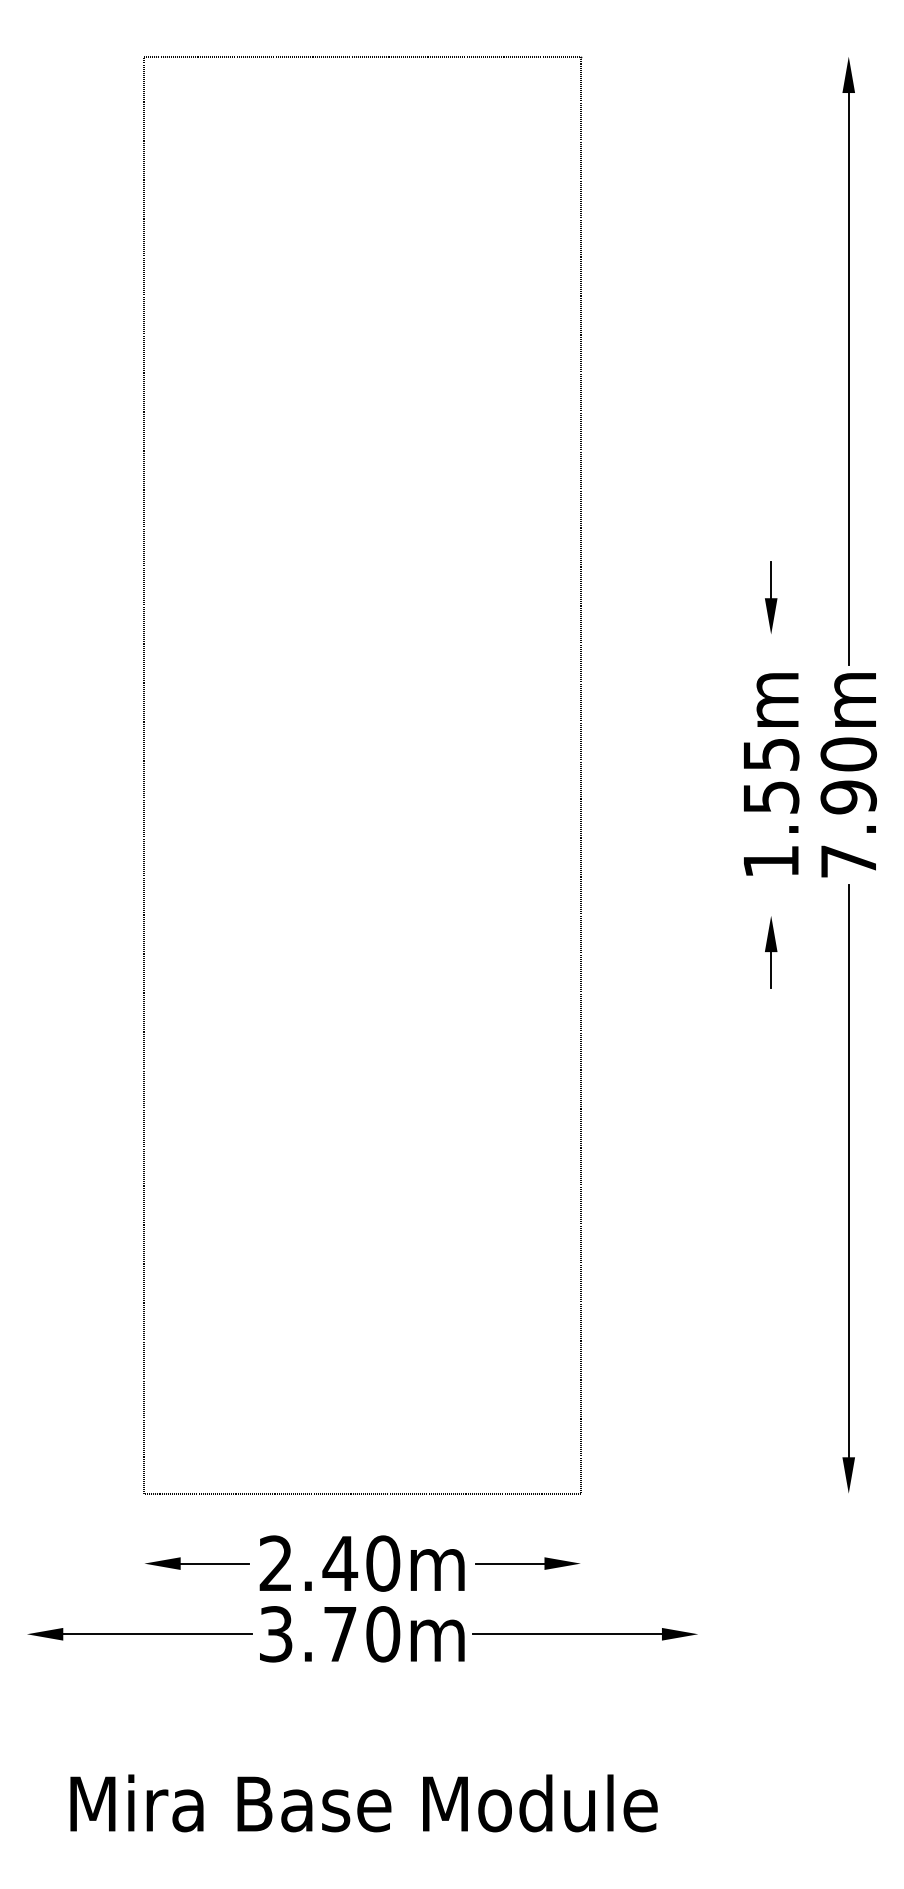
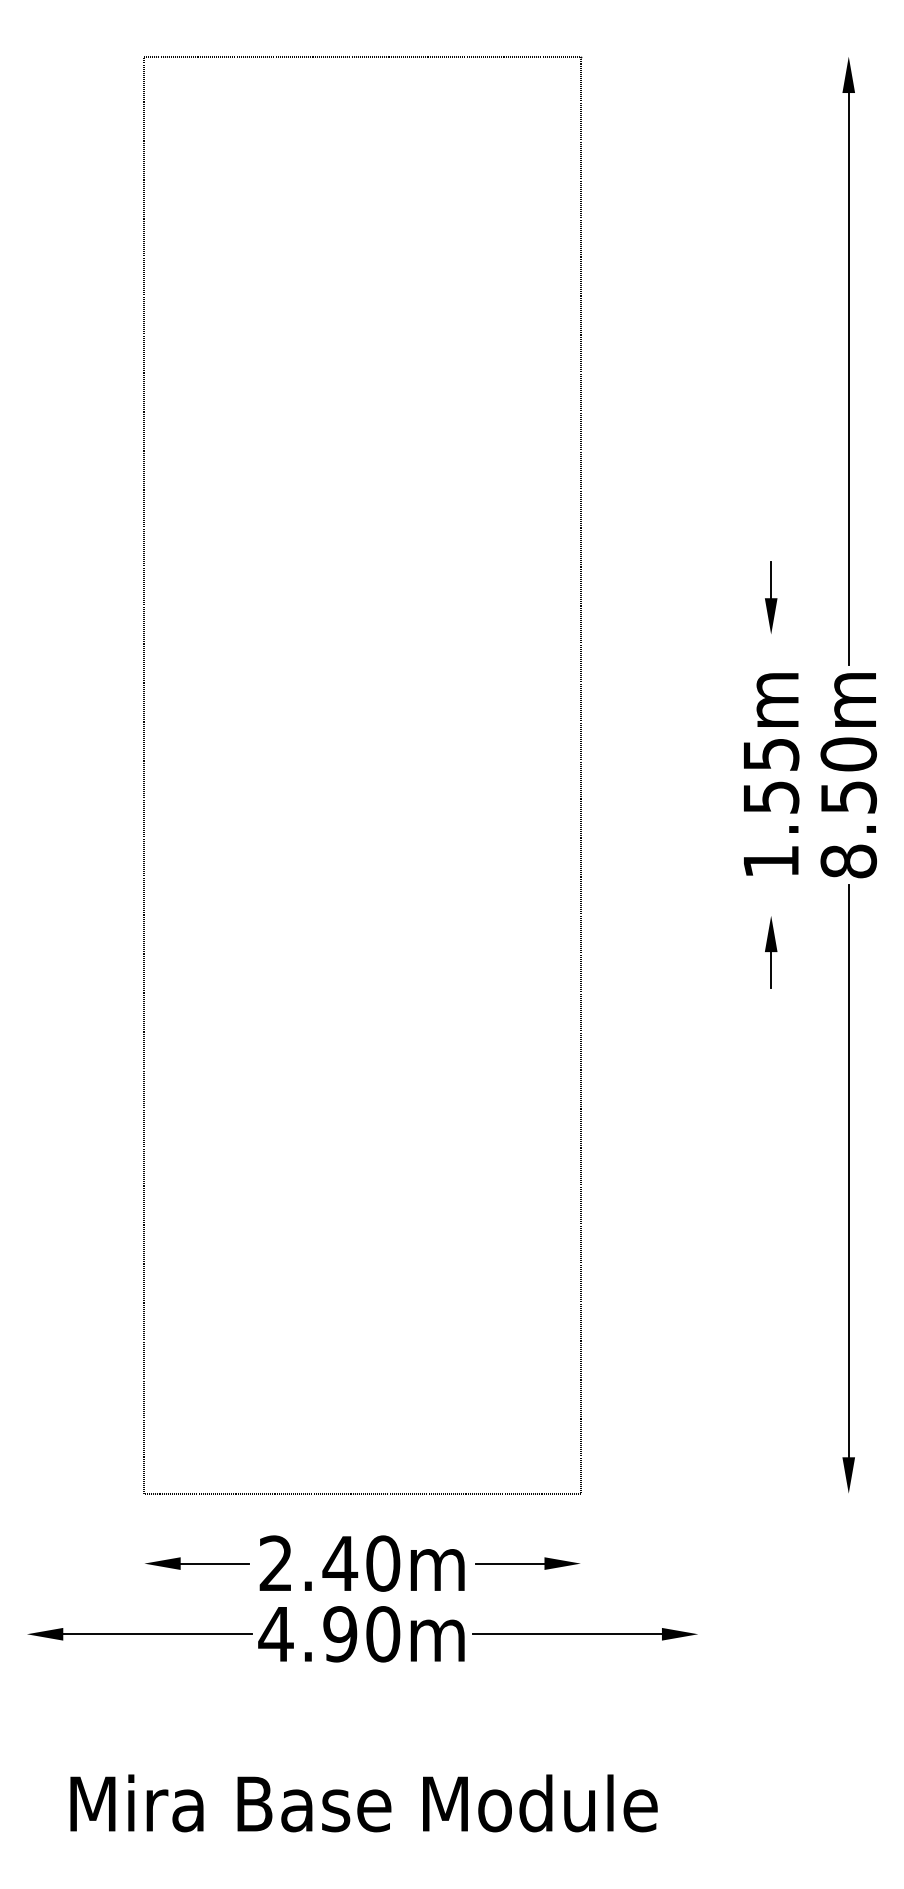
text: 7.90m -> 8.50m (848, 829)
text: 3.70m -> 4.90m (307, 1634)
